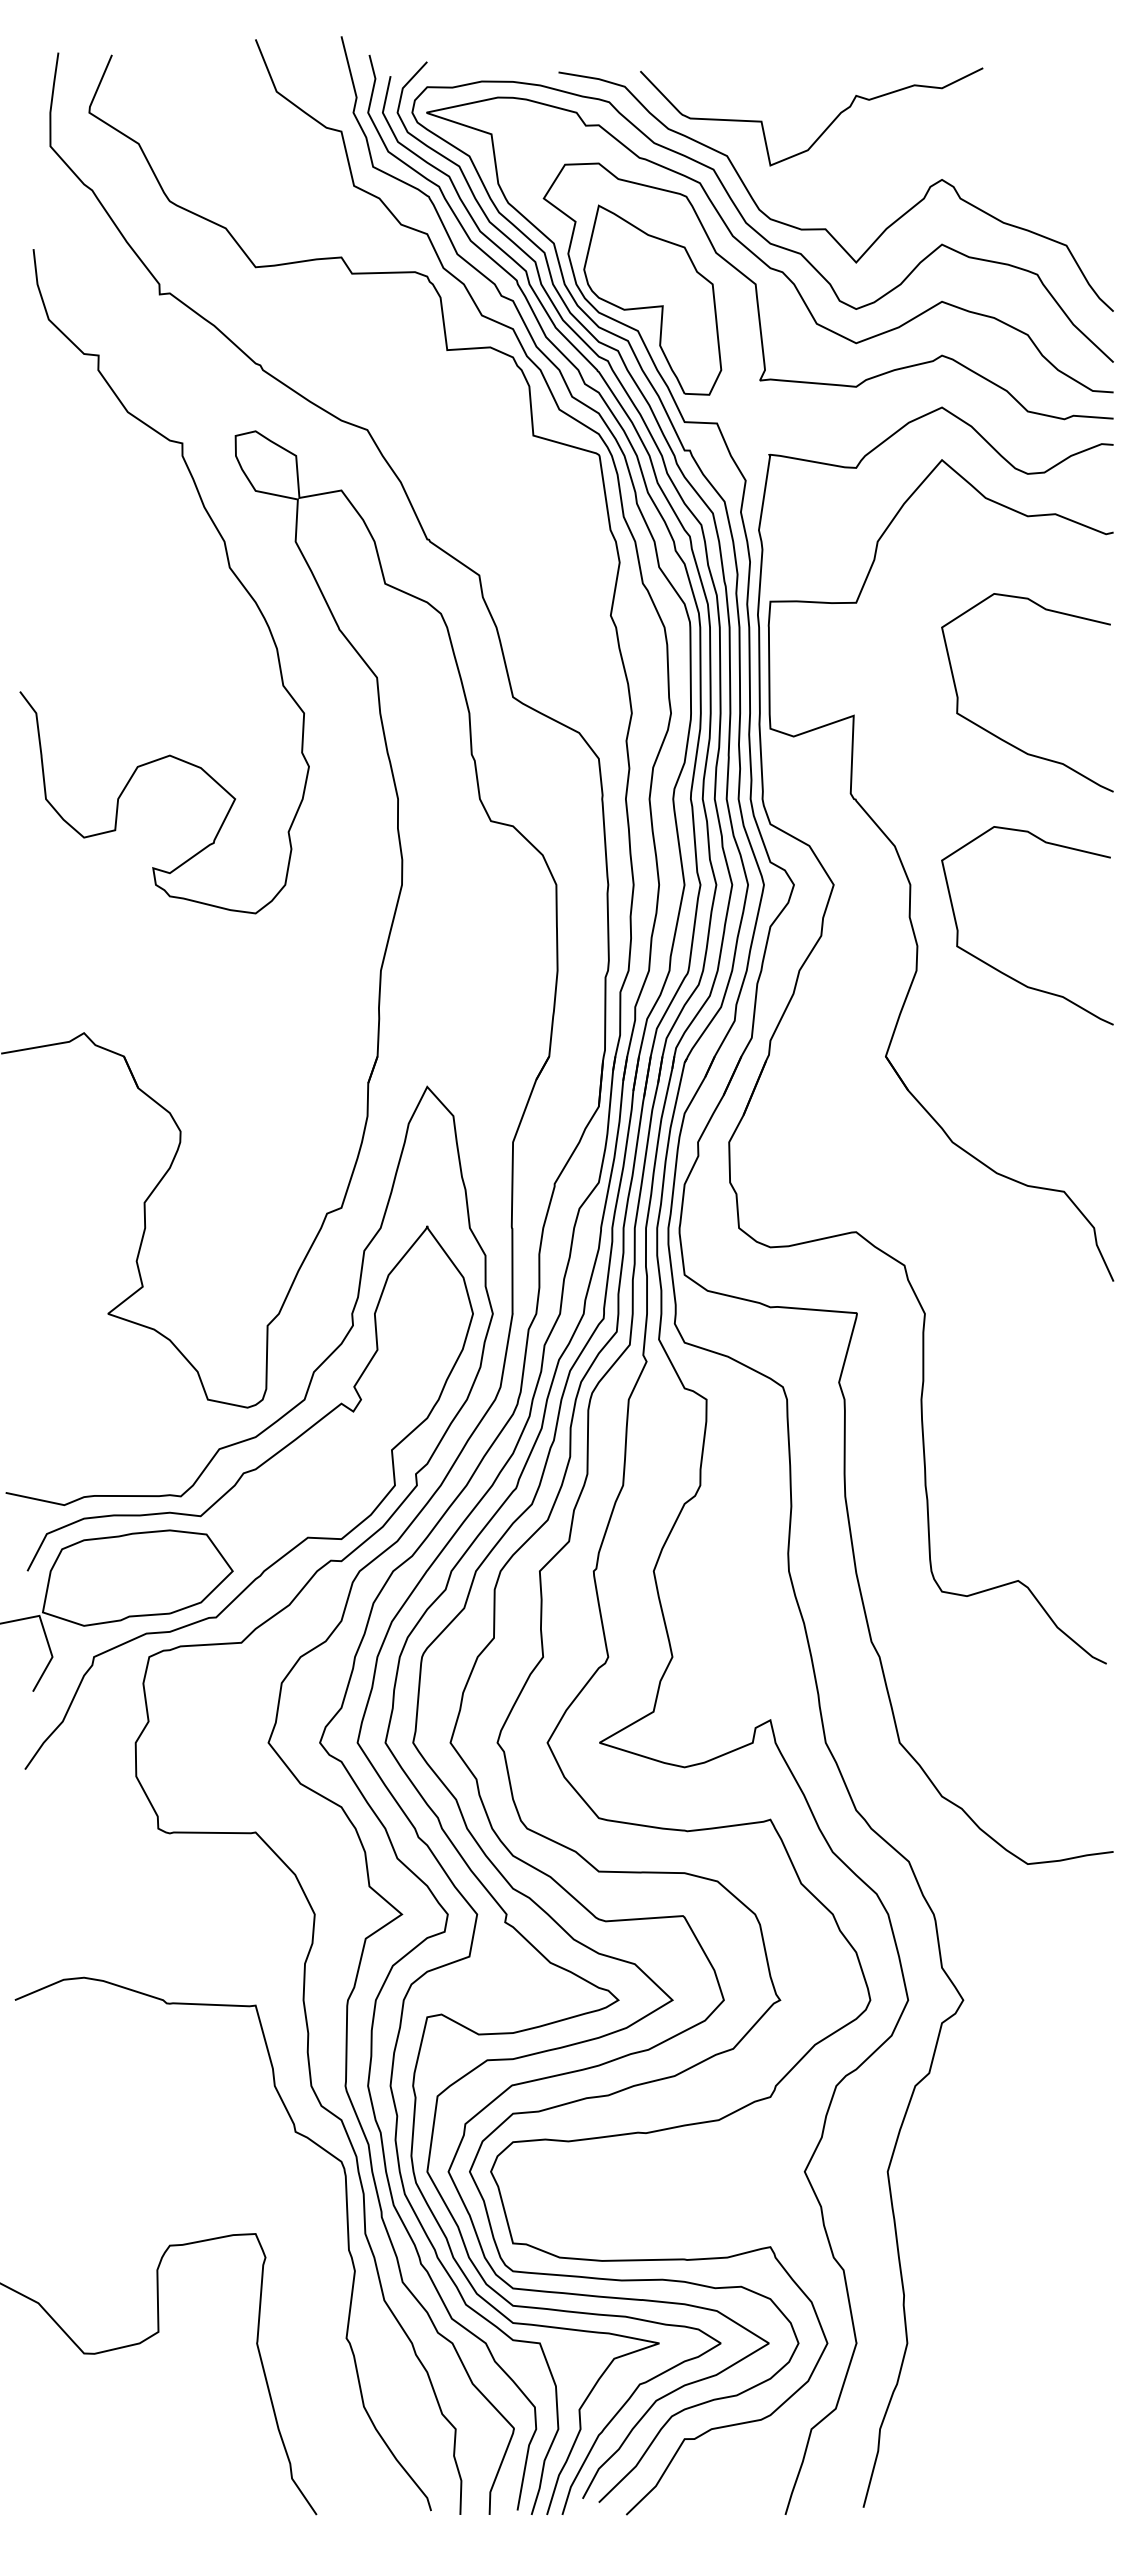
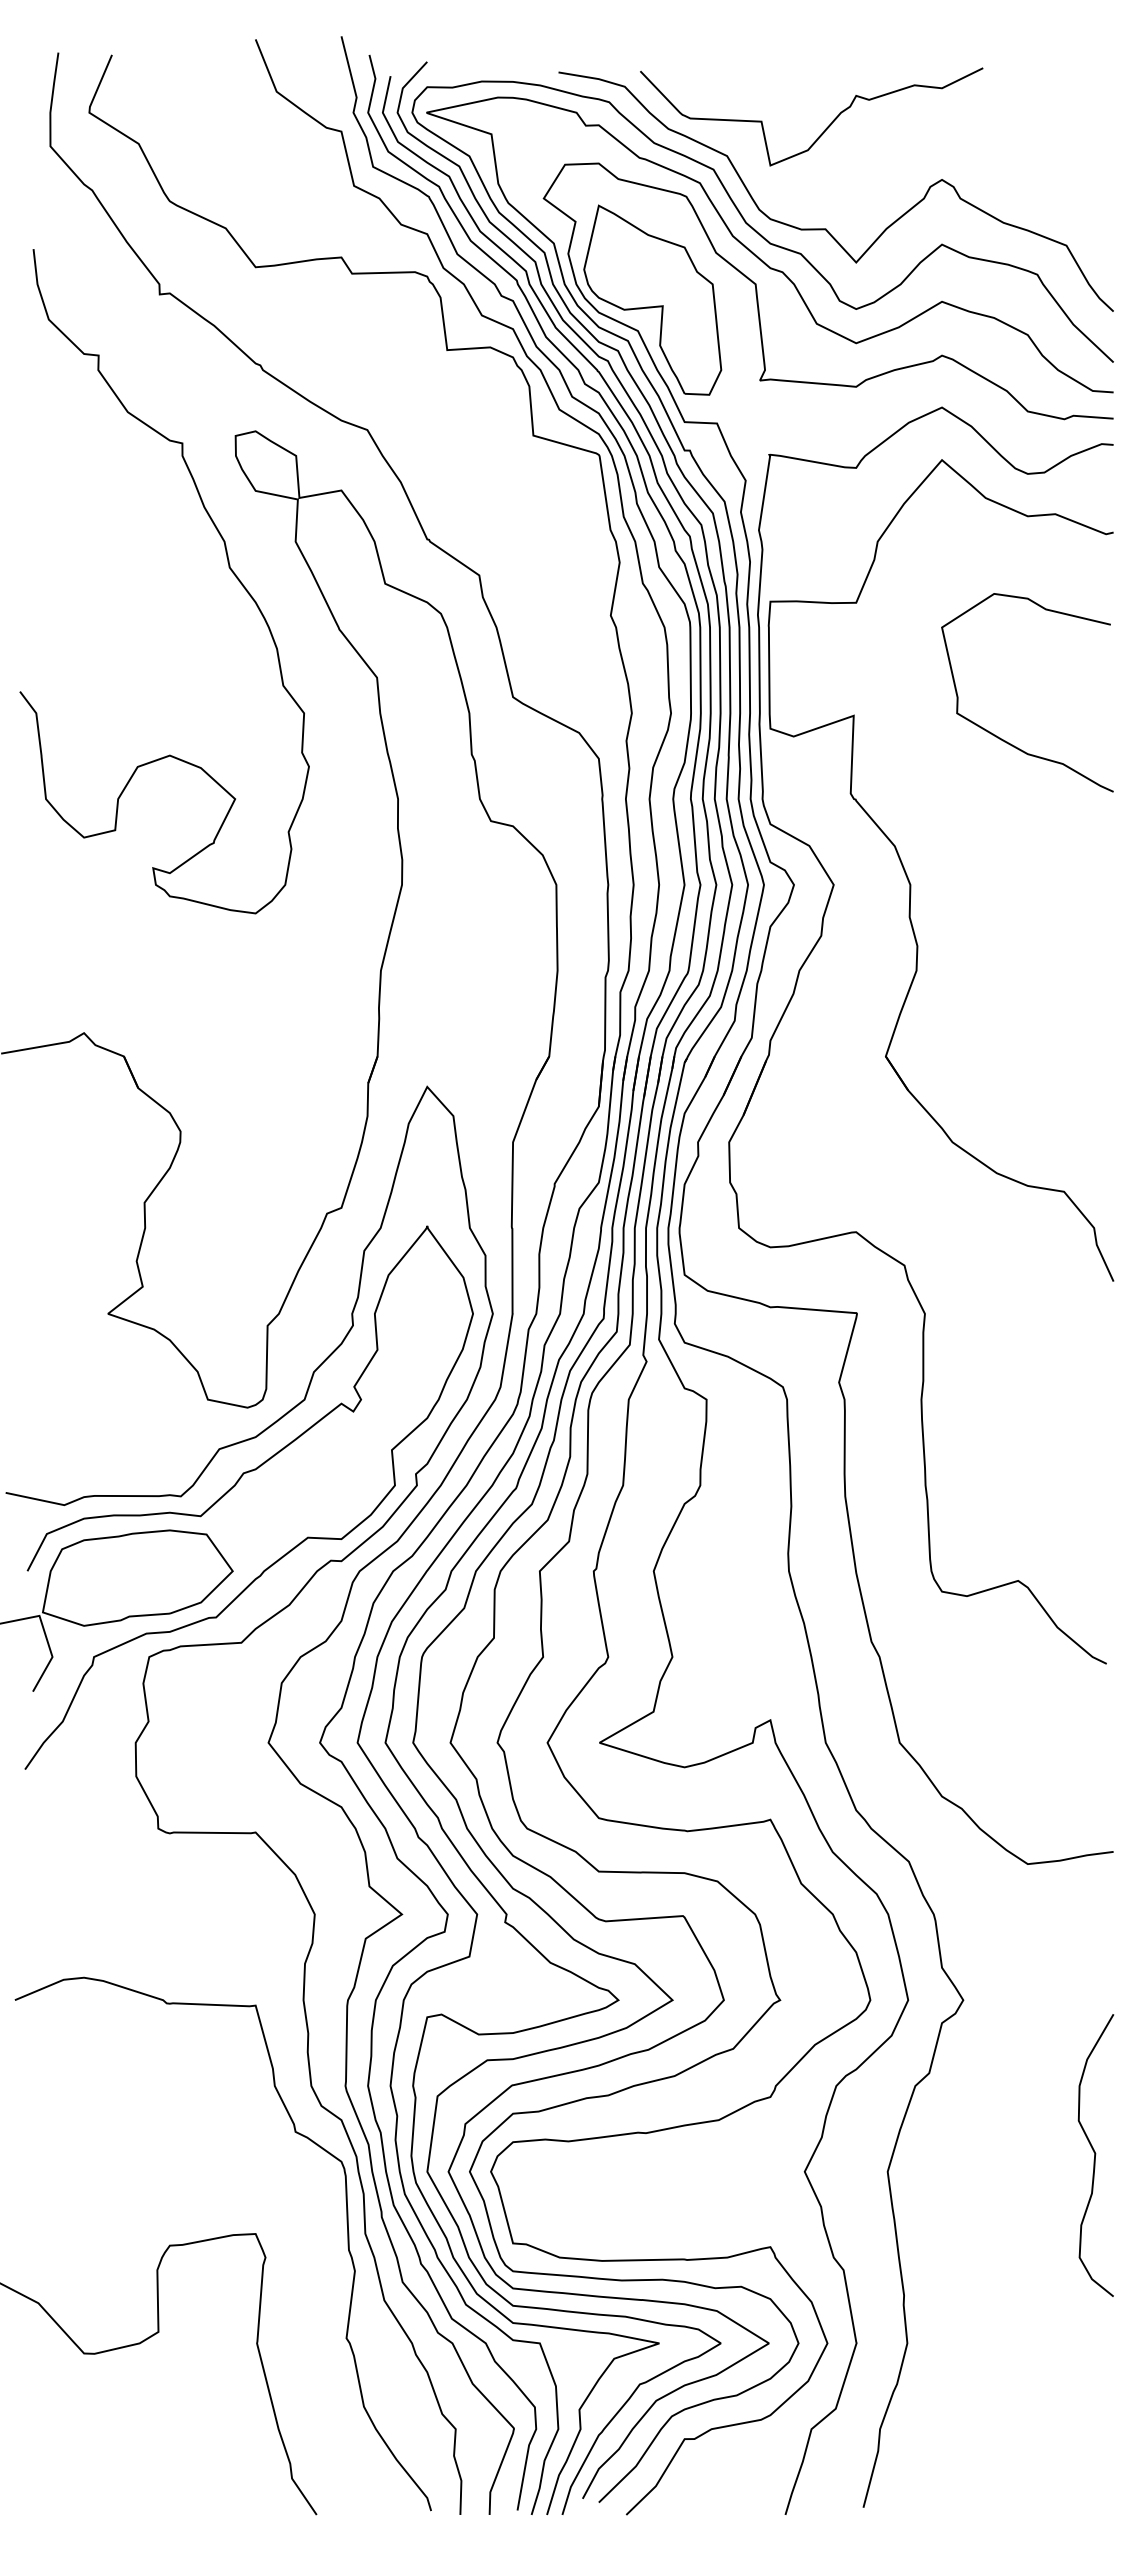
curve: present -> none (1000, 970)
curve: none -> present (1095, 2155)
